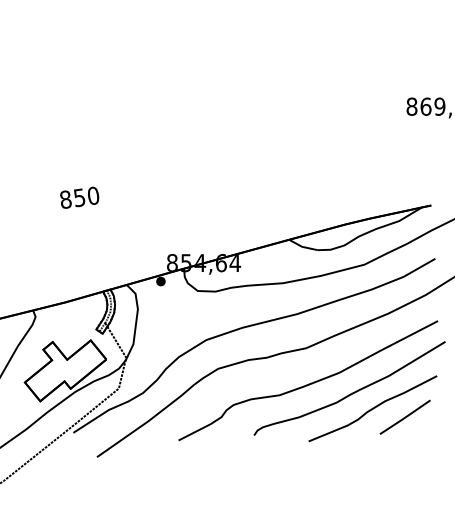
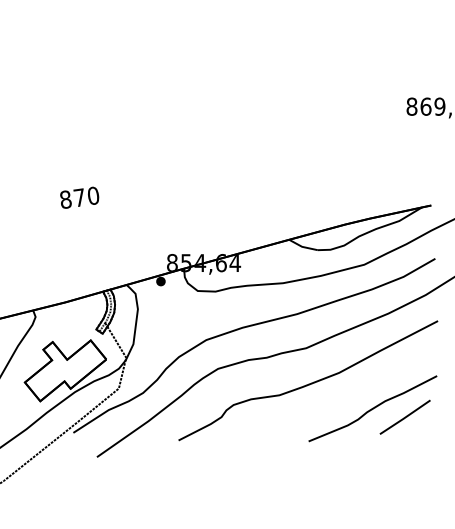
text: 850 -> 870 (79, 197)
part: present -> none (349, 388)
